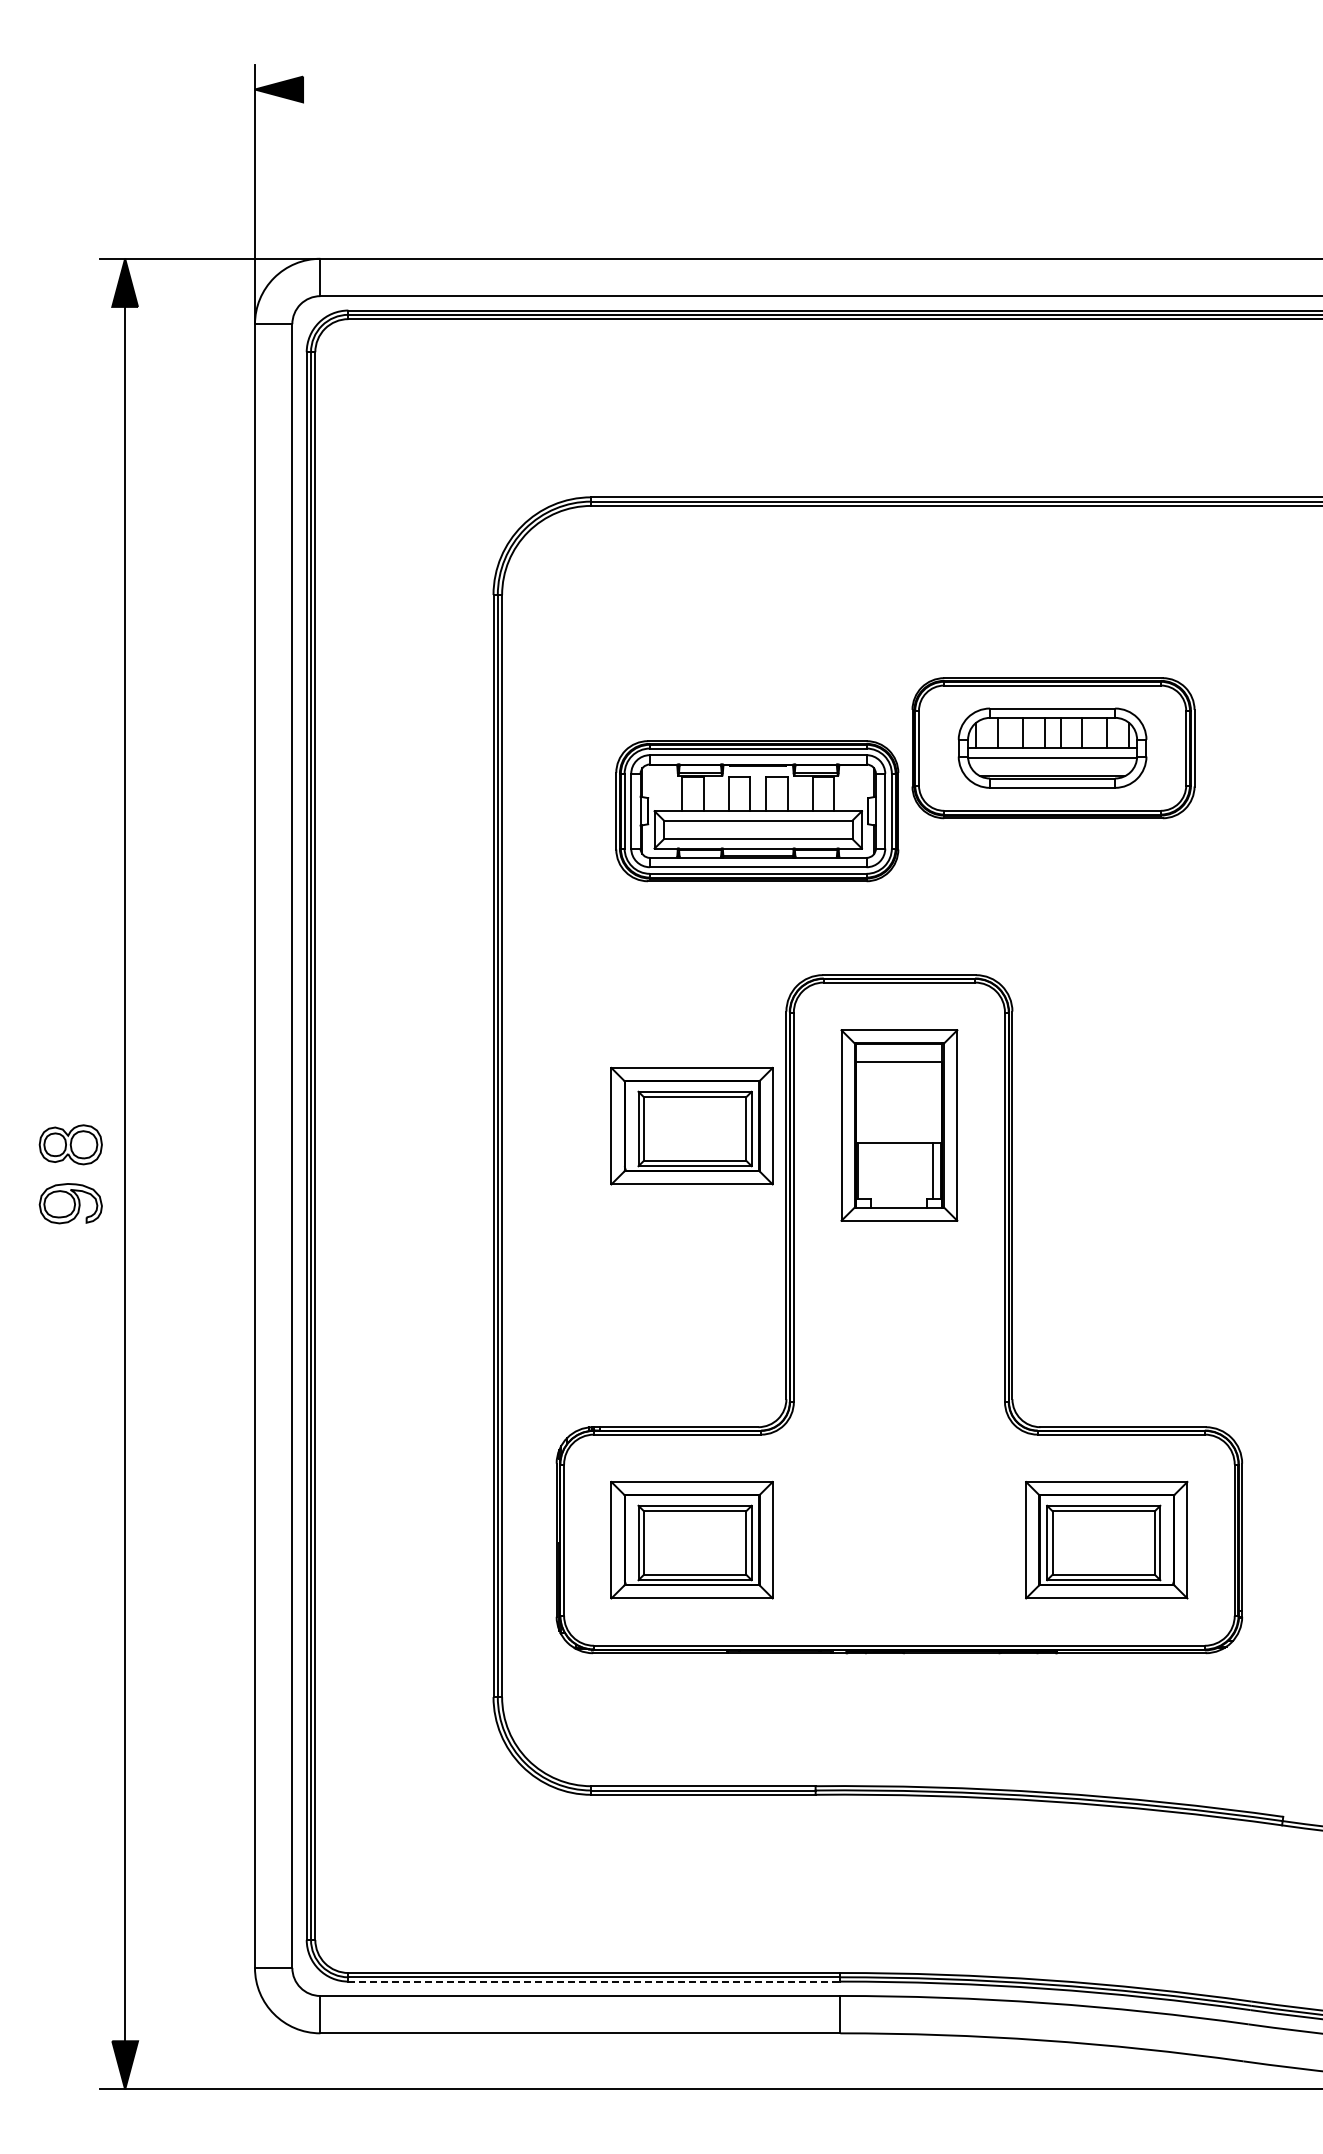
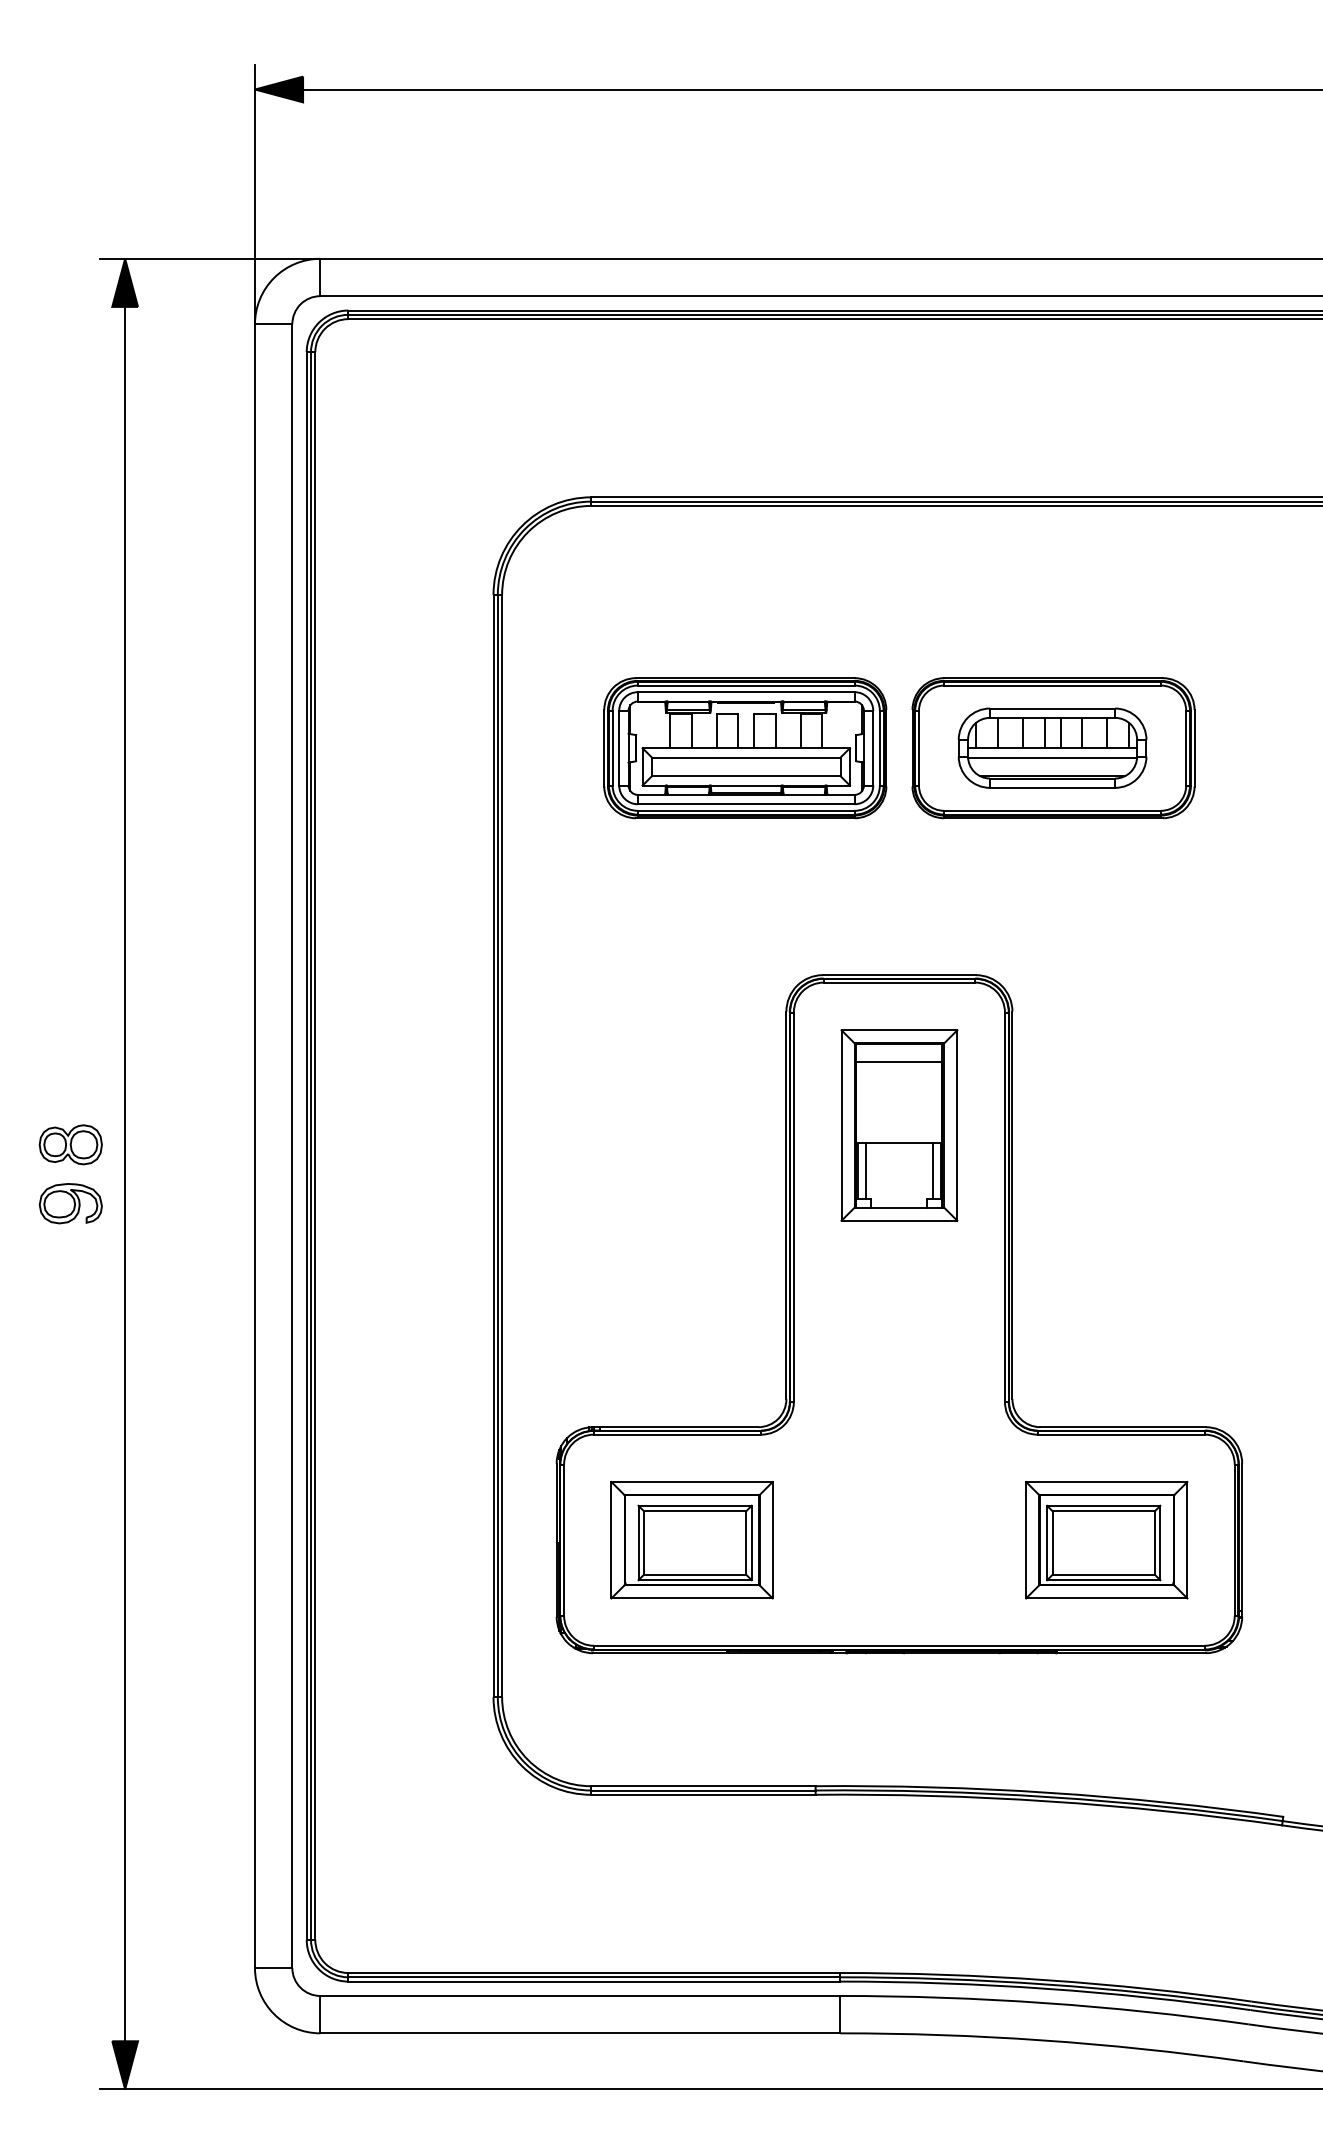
line: none -> present (811, 89)
part position: (757, 811) -> (745, 748) (745, 748)
part: present -> none (691, 1125)
line: none -> present (865, 1170)
line: dashed -> solid (594, 1981)
